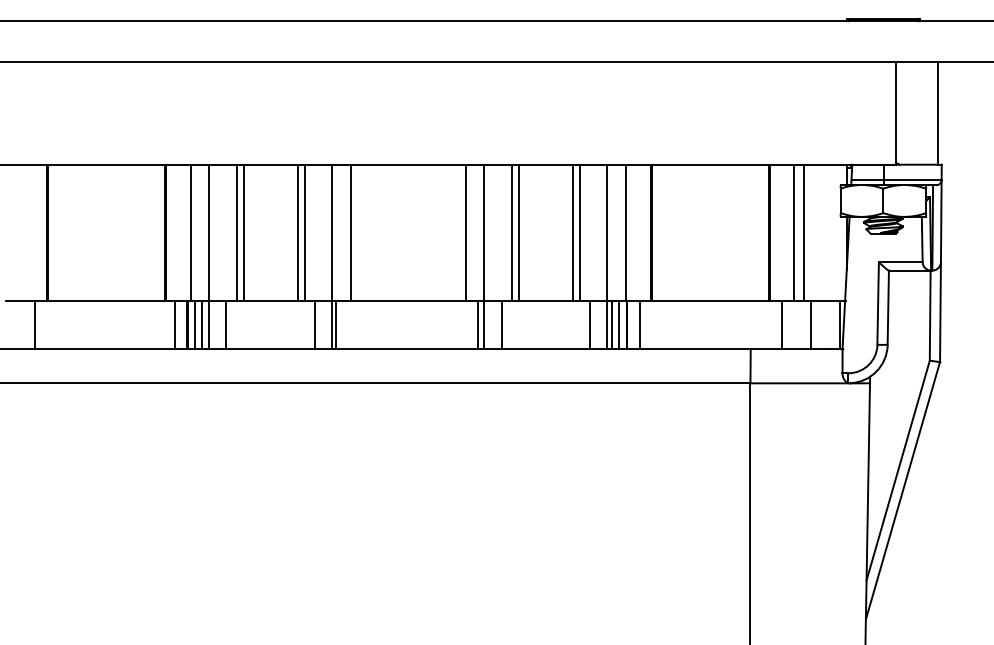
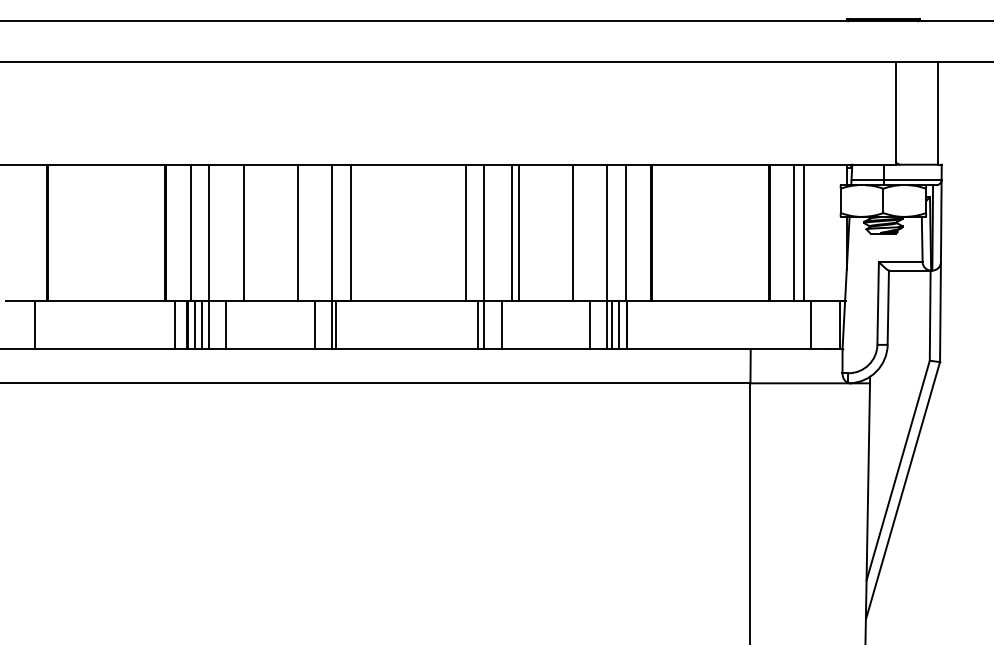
line: present -> none (236, 232)
line: present -> none (305, 232)
line: present -> none (580, 232)
line: present -> none (639, 325)
line: present -> none (782, 325)
